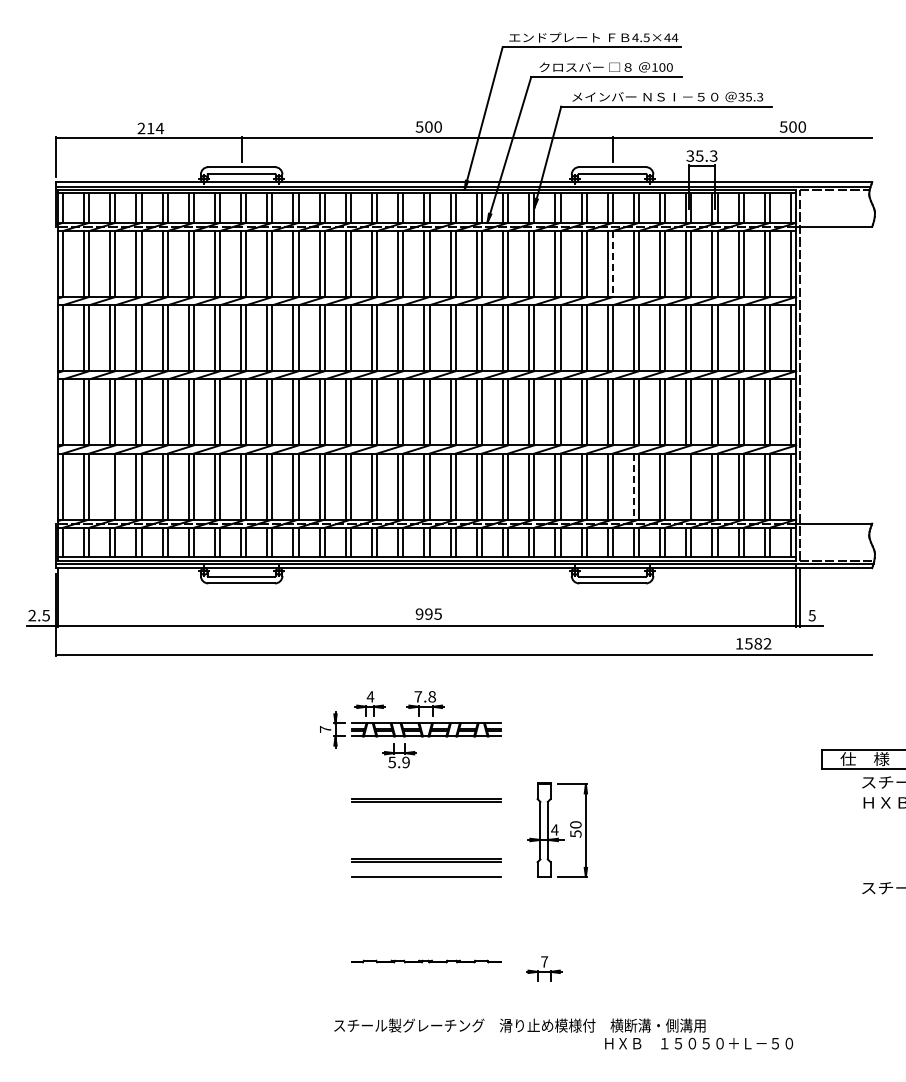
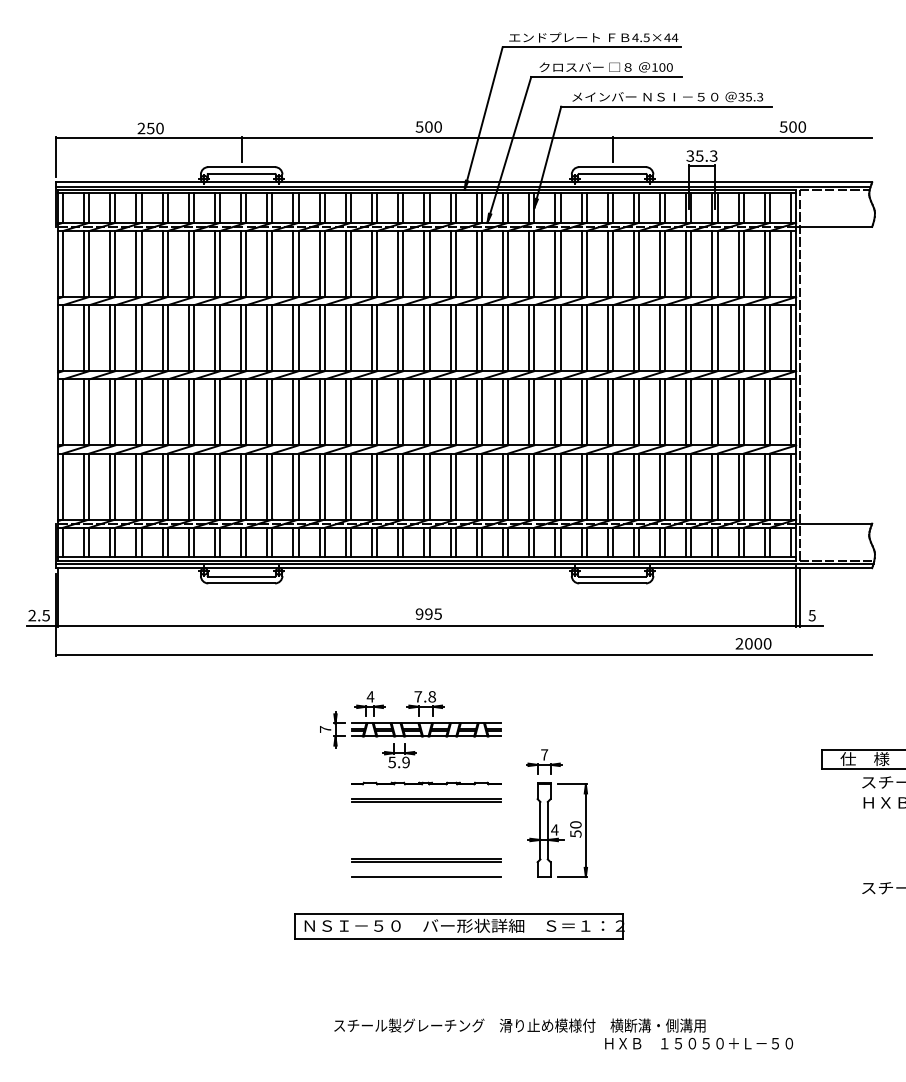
text: 214 -> 250 (155, 128)
line: dashed -> solid (612, 264)
line: none -> present (110, 486)
line: none -> present (686, 486)
line: dashed -> solid (633, 487)
text: 1582 -> 2000 (753, 643)
part: none -> present (459, 926)
part position: (426, 961) -> (426, 783) (426, 783)
part position: (544, 968) -> (544, 761) (544, 761)
